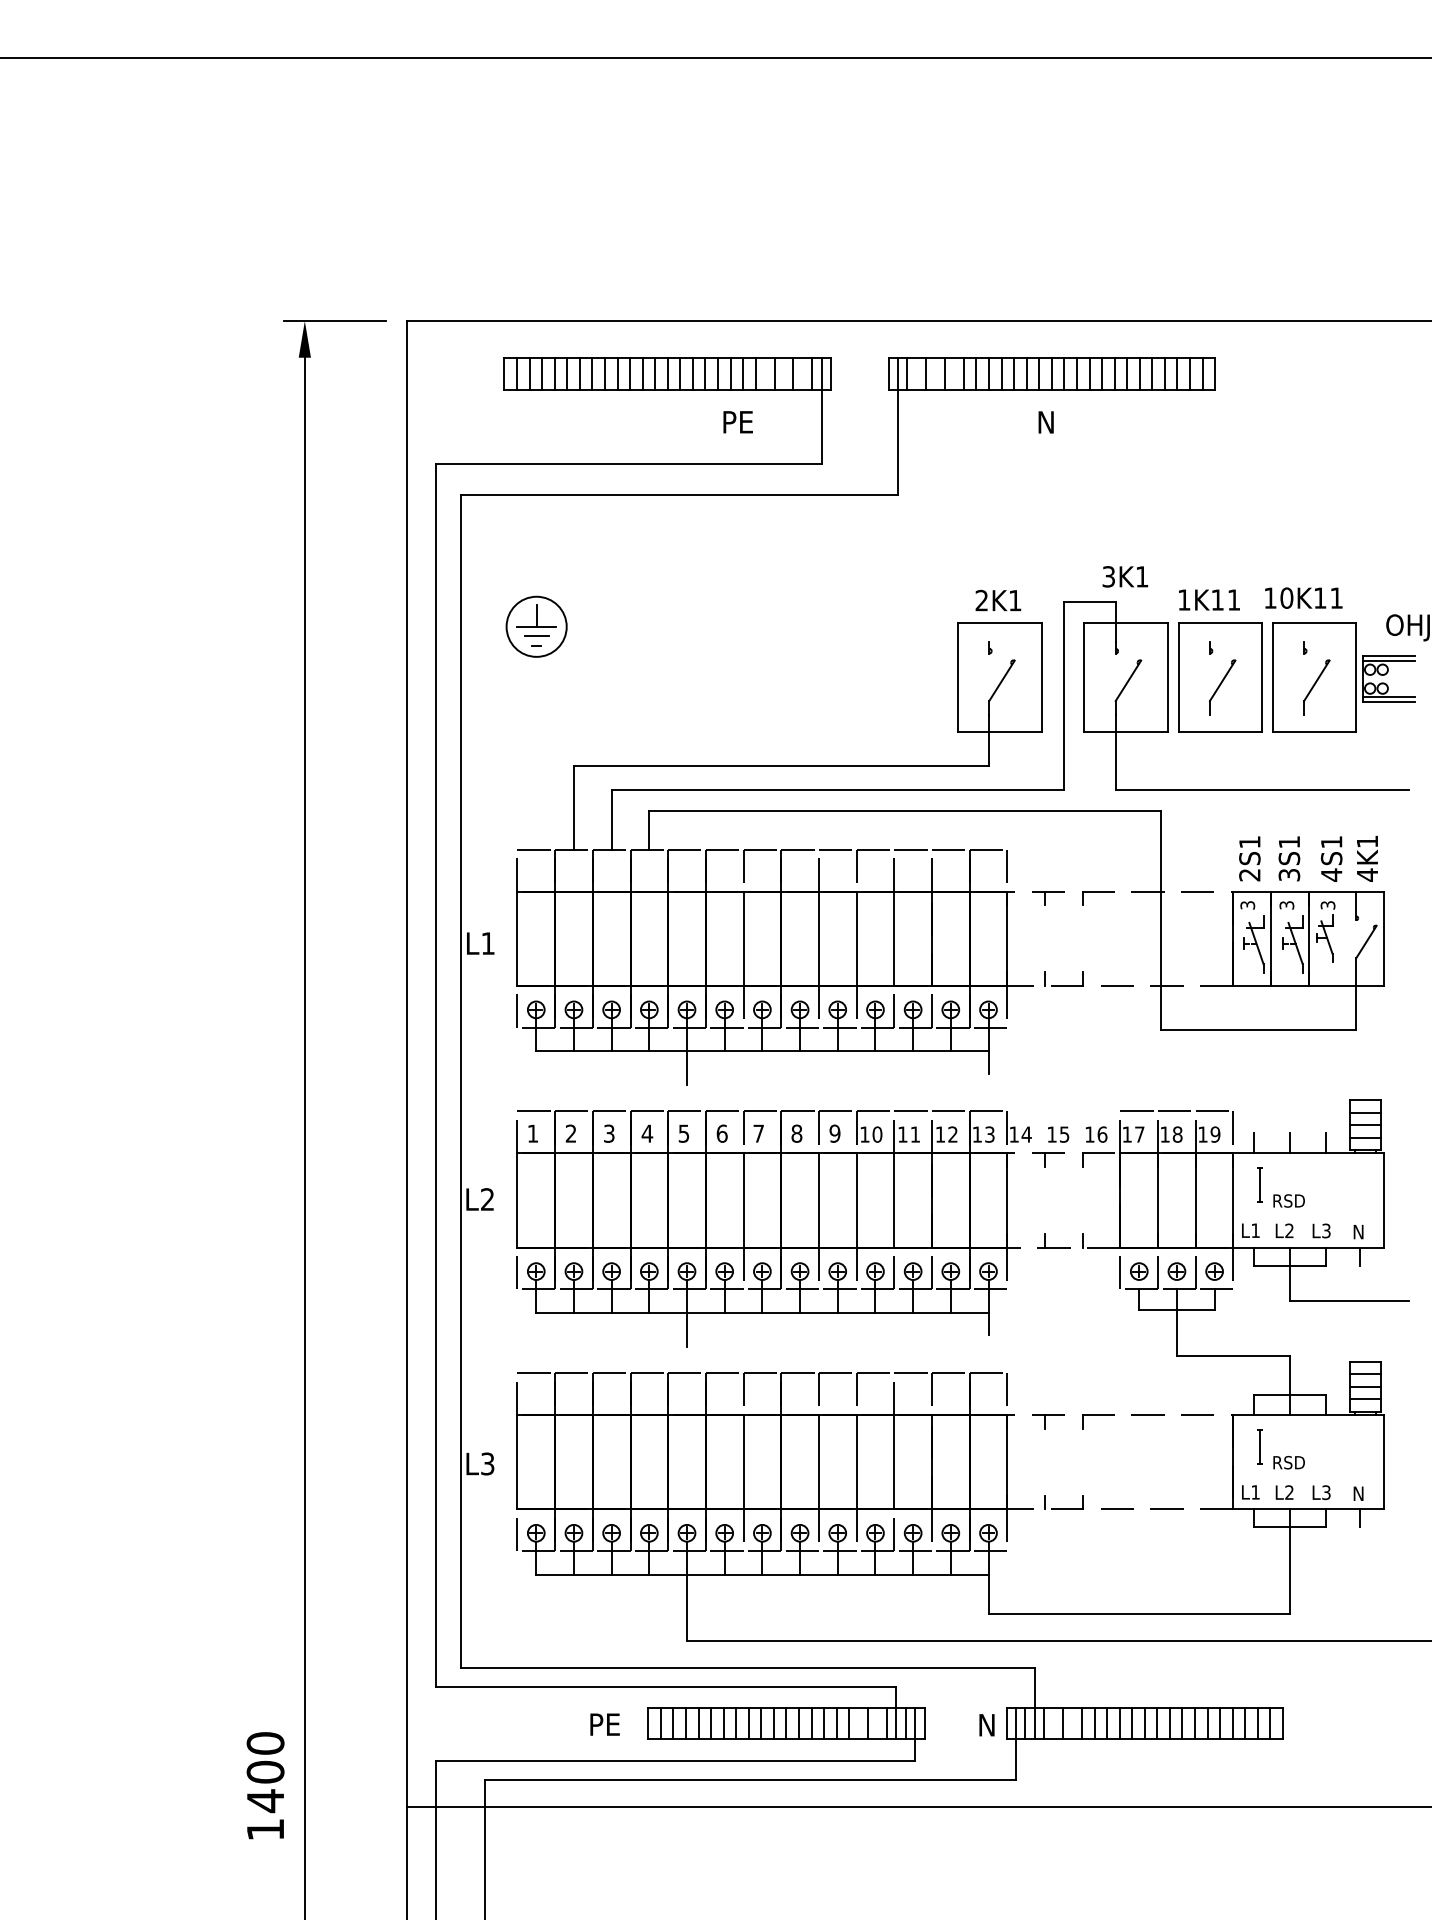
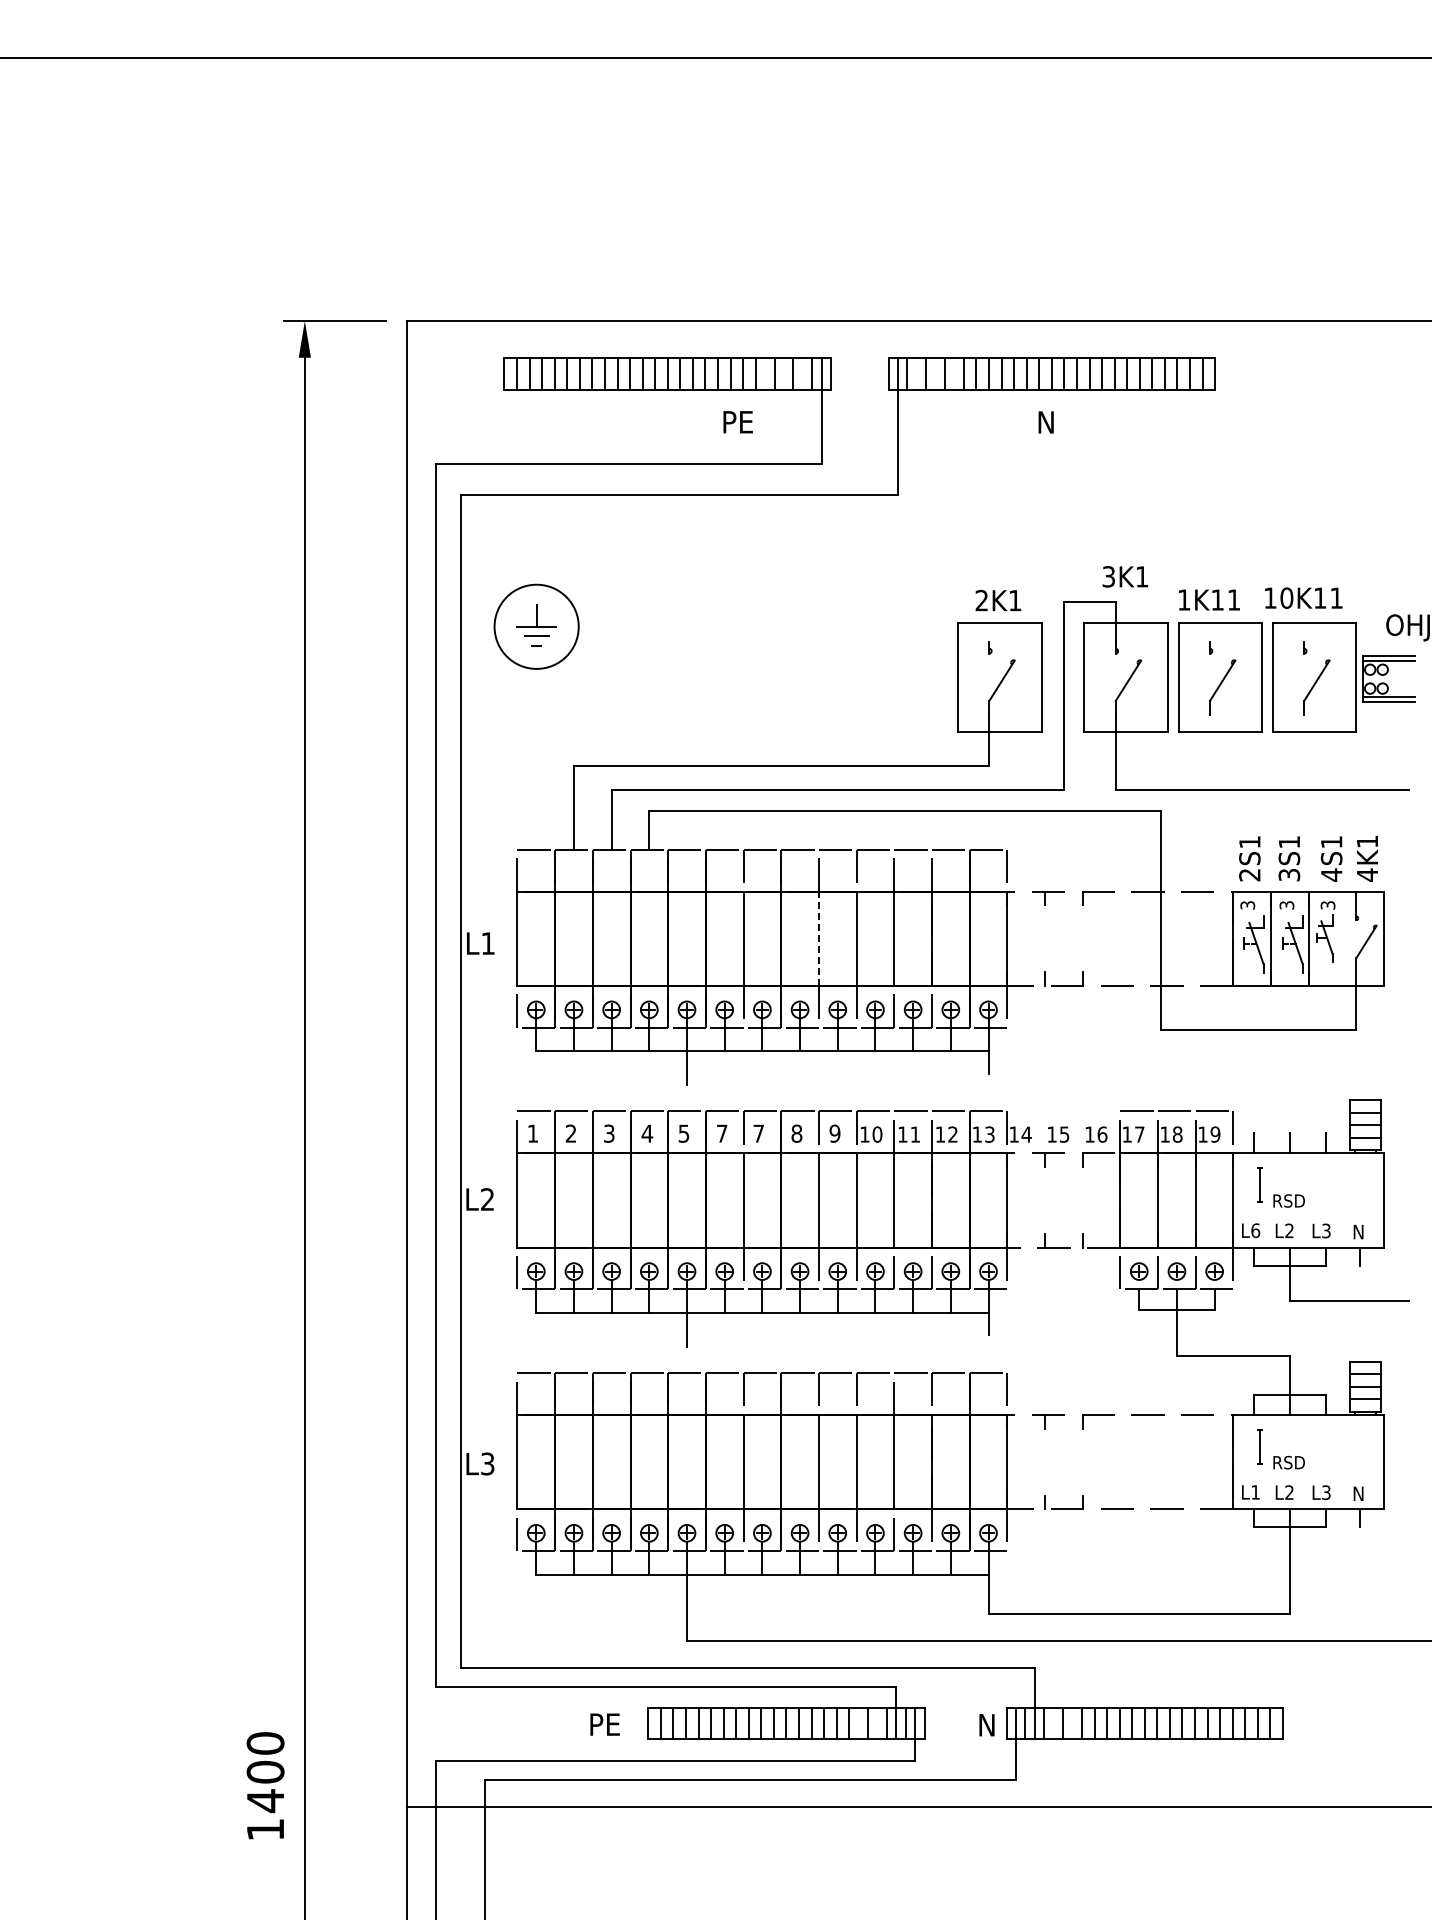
circle diameter: 60 px -> 84 px (536, 626)
line: solid -> dashed (818, 938)
text: 6 -> 7 (721, 1133)
text: L1 -> L6 (1255, 1230)
